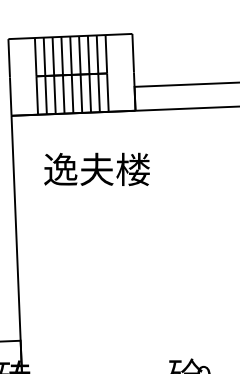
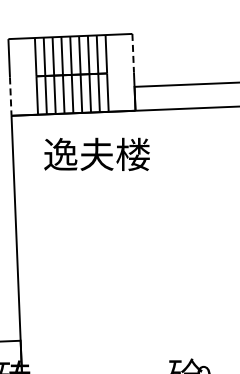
line: solid -> dashed (133, 53)
line: solid -> dashed (10, 97)
text position: (96, 168) -> (96, 153) (96, 153)
